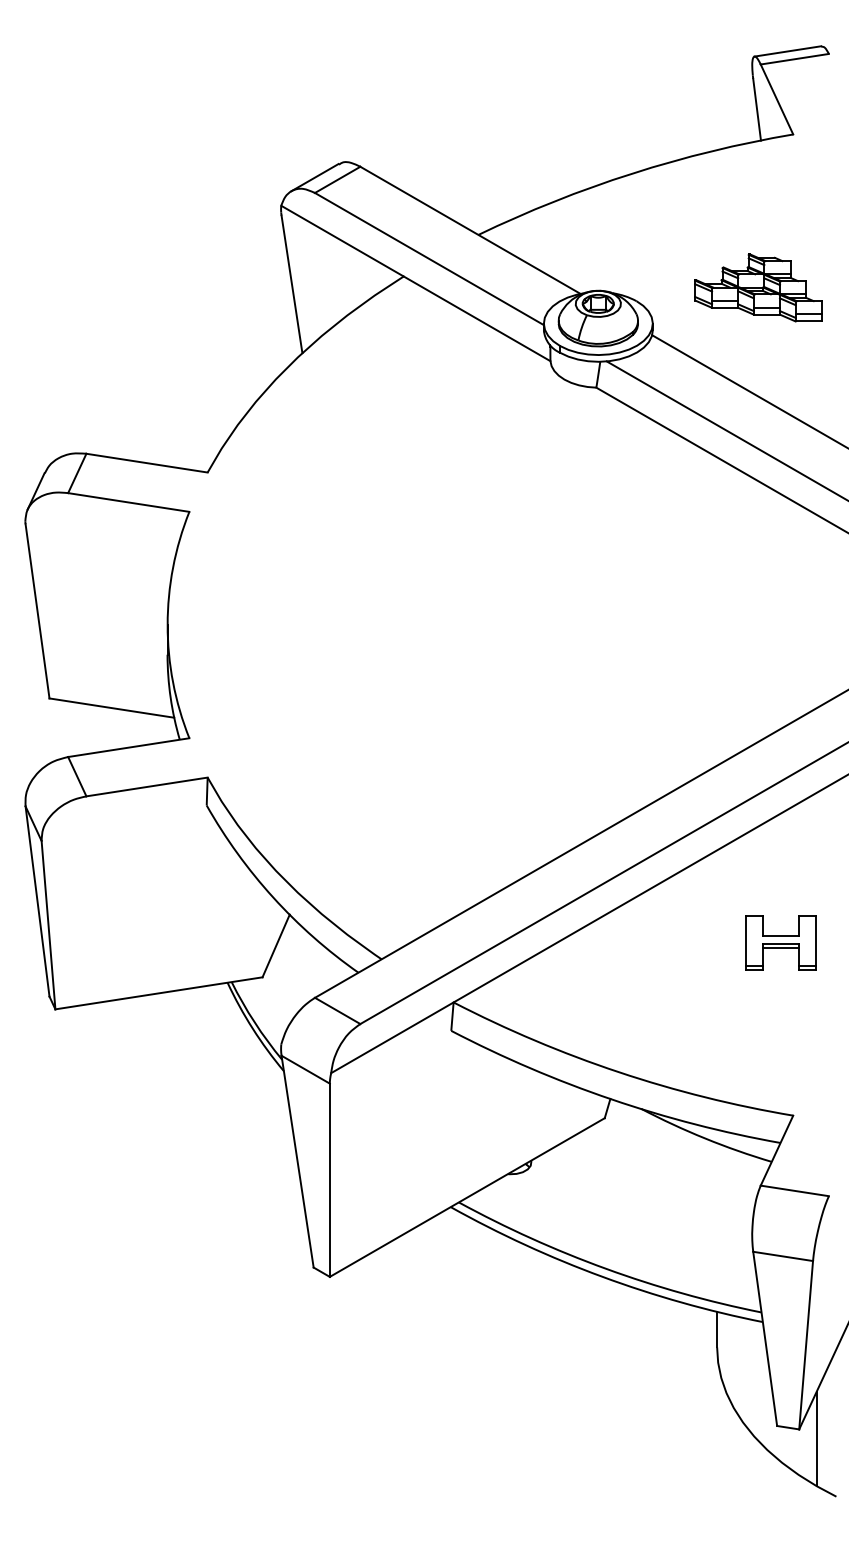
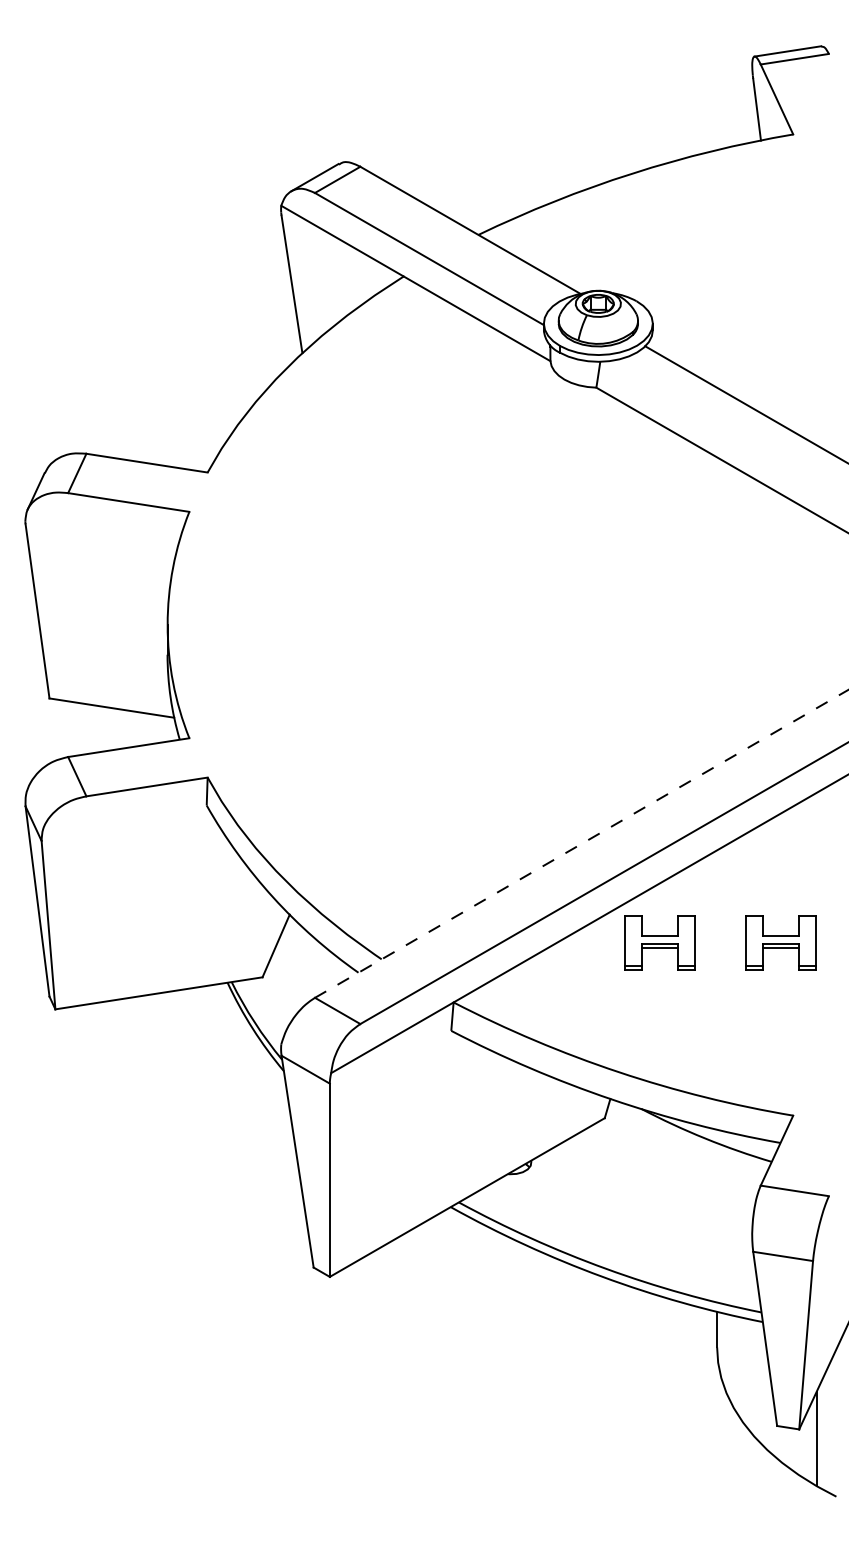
part: present -> none (758, 287)
line position: (748, 390) -> (745, 403) (745, 403)
line: present -> none (725, 430)
line: solid -> dashed (581, 843)
part: none -> present (659, 942)
